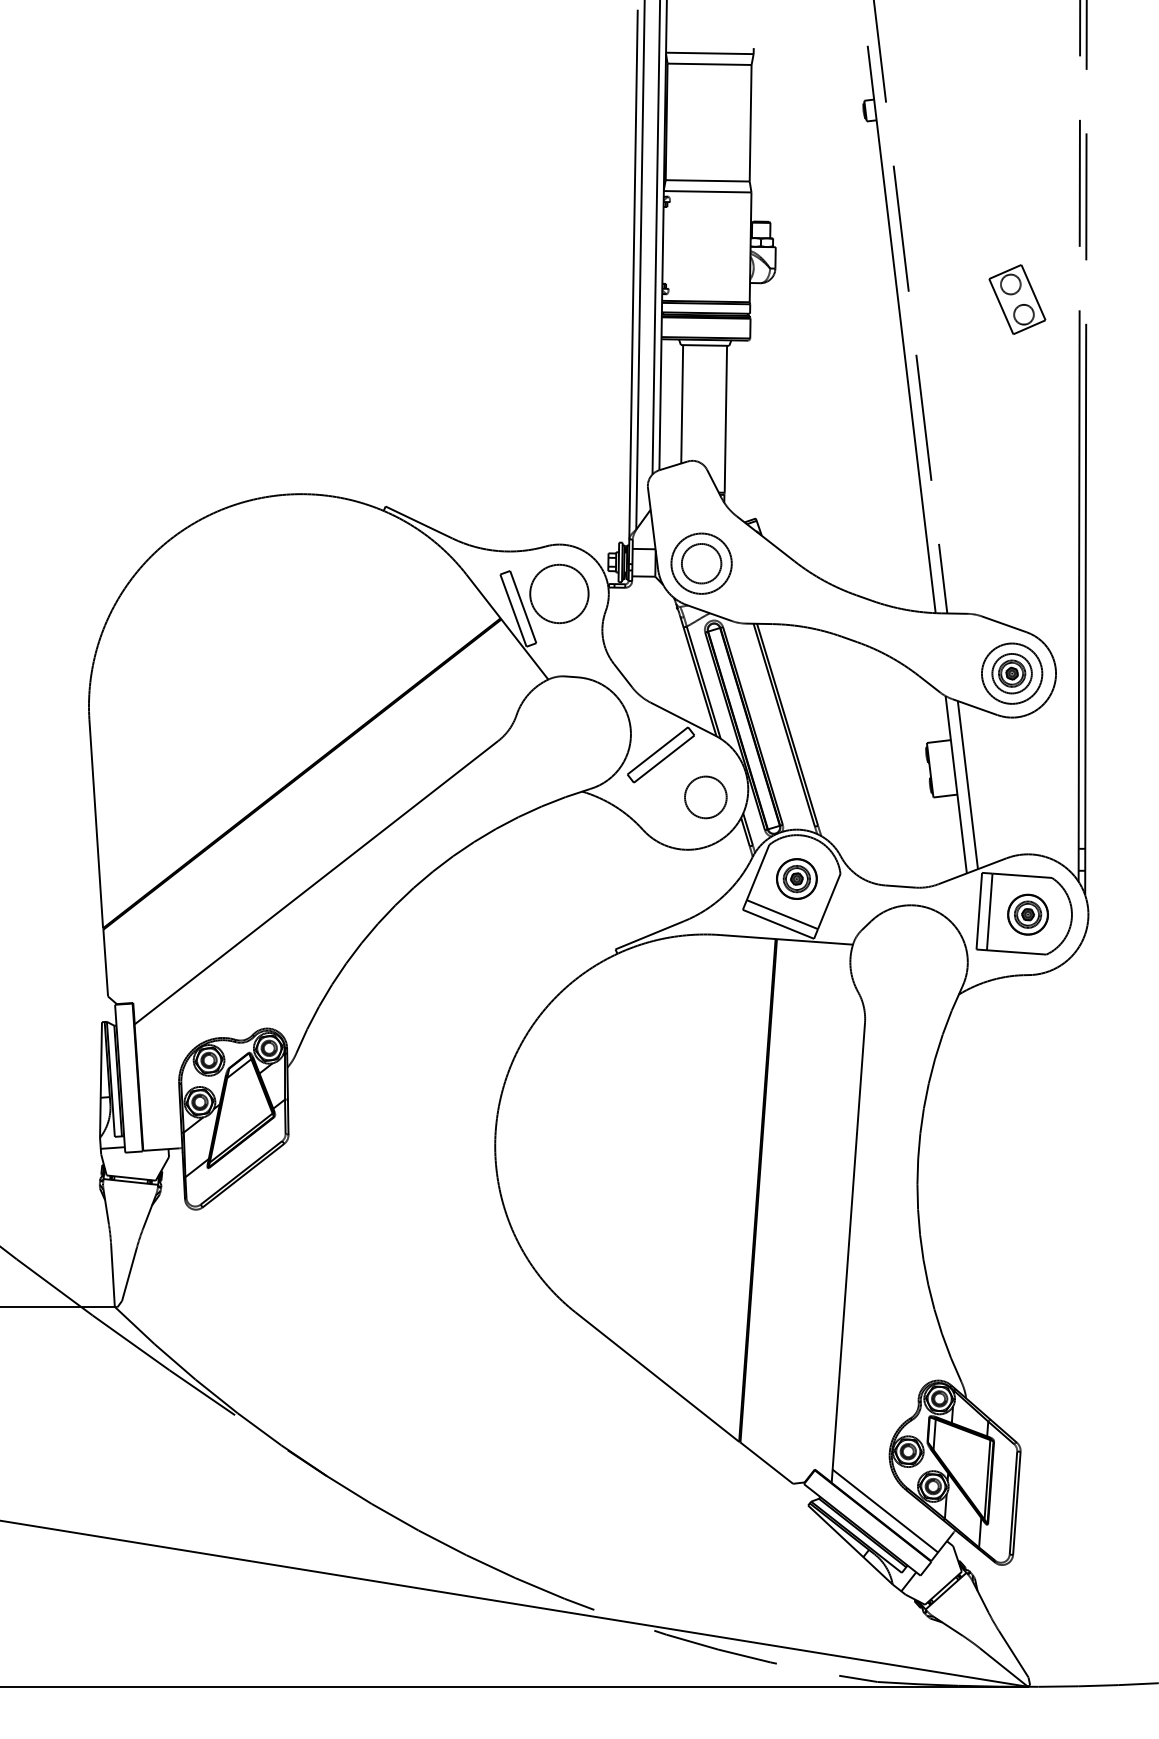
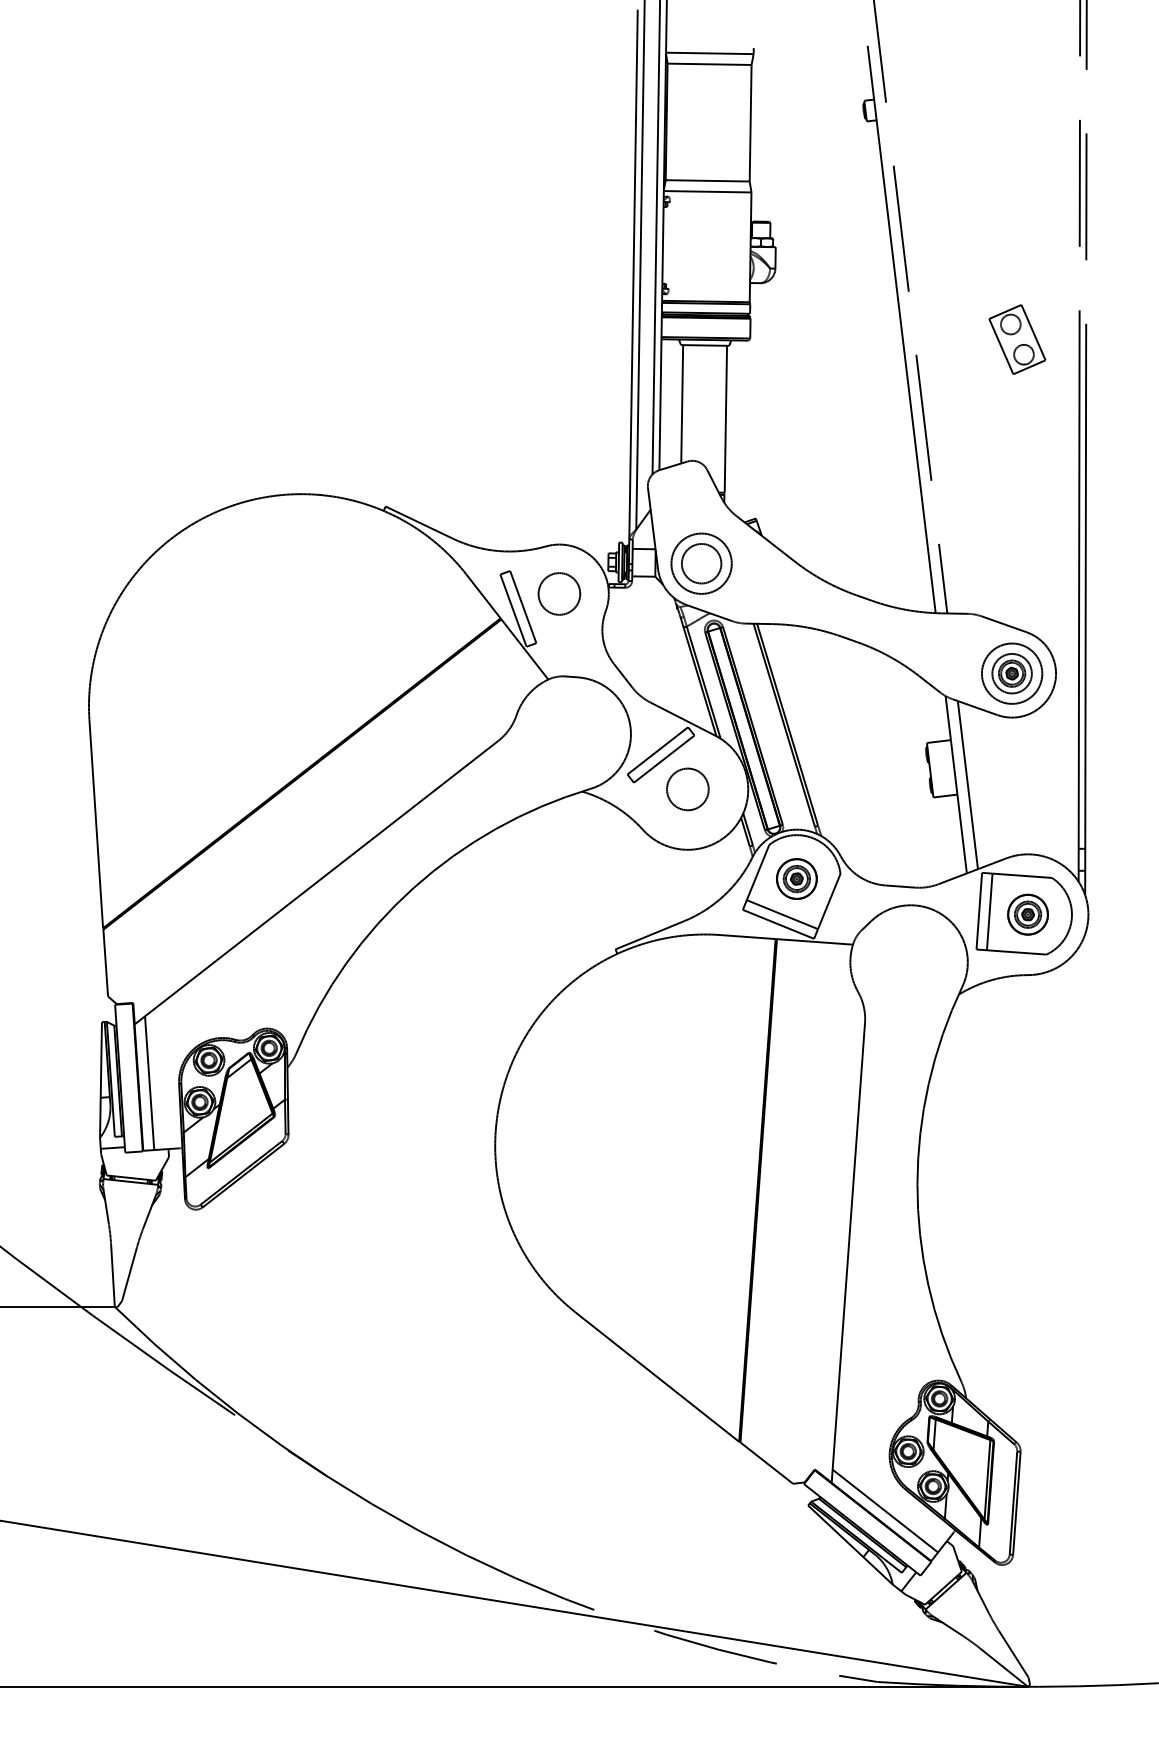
part position: (1017, 299) -> (1017, 339) (1017, 339)
circle diameter: 58 px -> 42 px (559, 593)
circle position: (705, 797) -> (687, 789) (687, 789)
line: none -> present (149, 1083)
